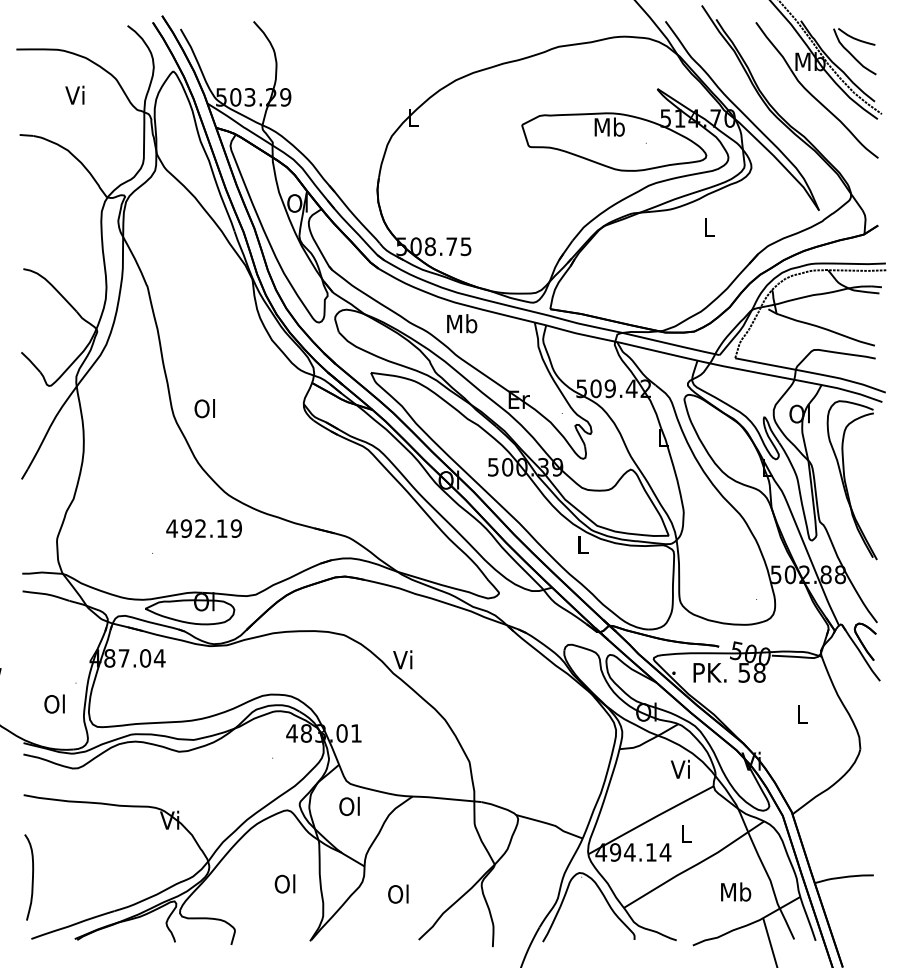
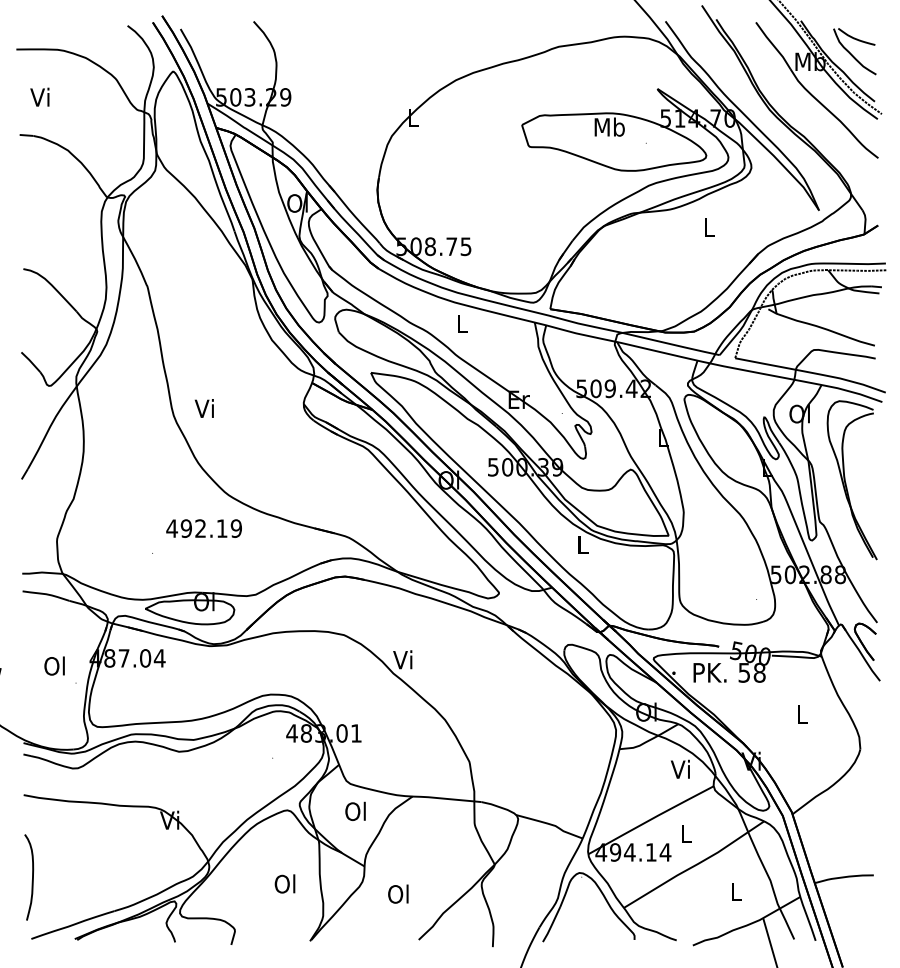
text position: (74, 94) -> (39, 96) (39, 96)
text: Mb -> L (462, 323)
text: Ol -> Vi (204, 408)
text position: (54, 703) -> (54, 665) (54, 665)
text position: (349, 805) -> (355, 810) (355, 810)
text: Mb -> L (736, 891)
